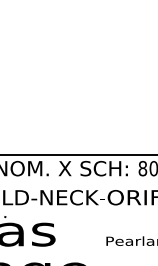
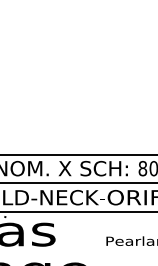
line: none -> present (78, 183)
line: none -> present (78, 211)
